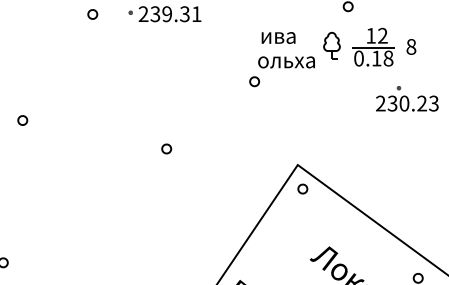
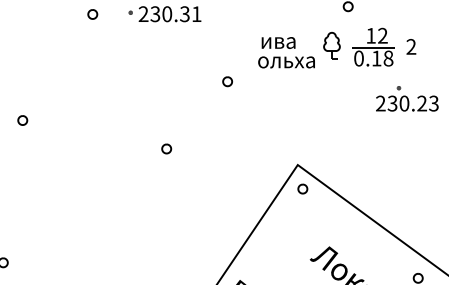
text: 239.31 -> 230.31 (167, 14)
text position: (278, 37) -> (278, 42) (278, 42)
text: 8 -> 2 (411, 46)
part position: (254, 81) -> (227, 81) (227, 81)
